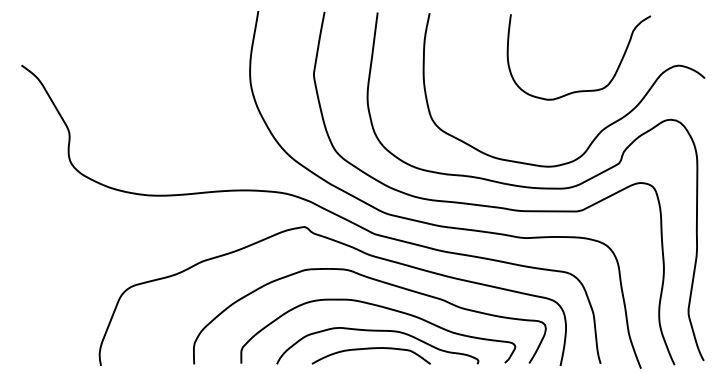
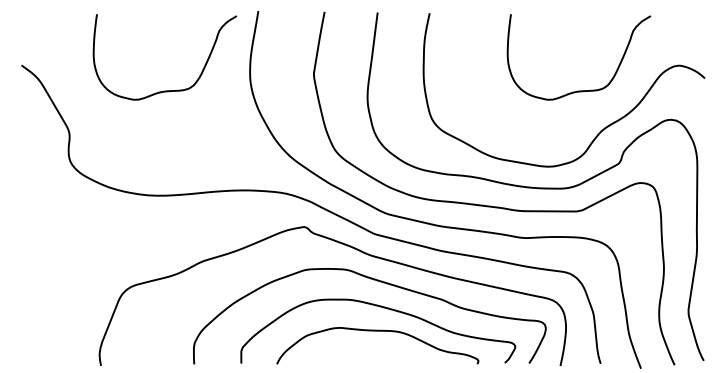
curve: none -> present (164, 90)
curve: present -> none (370, 349)
